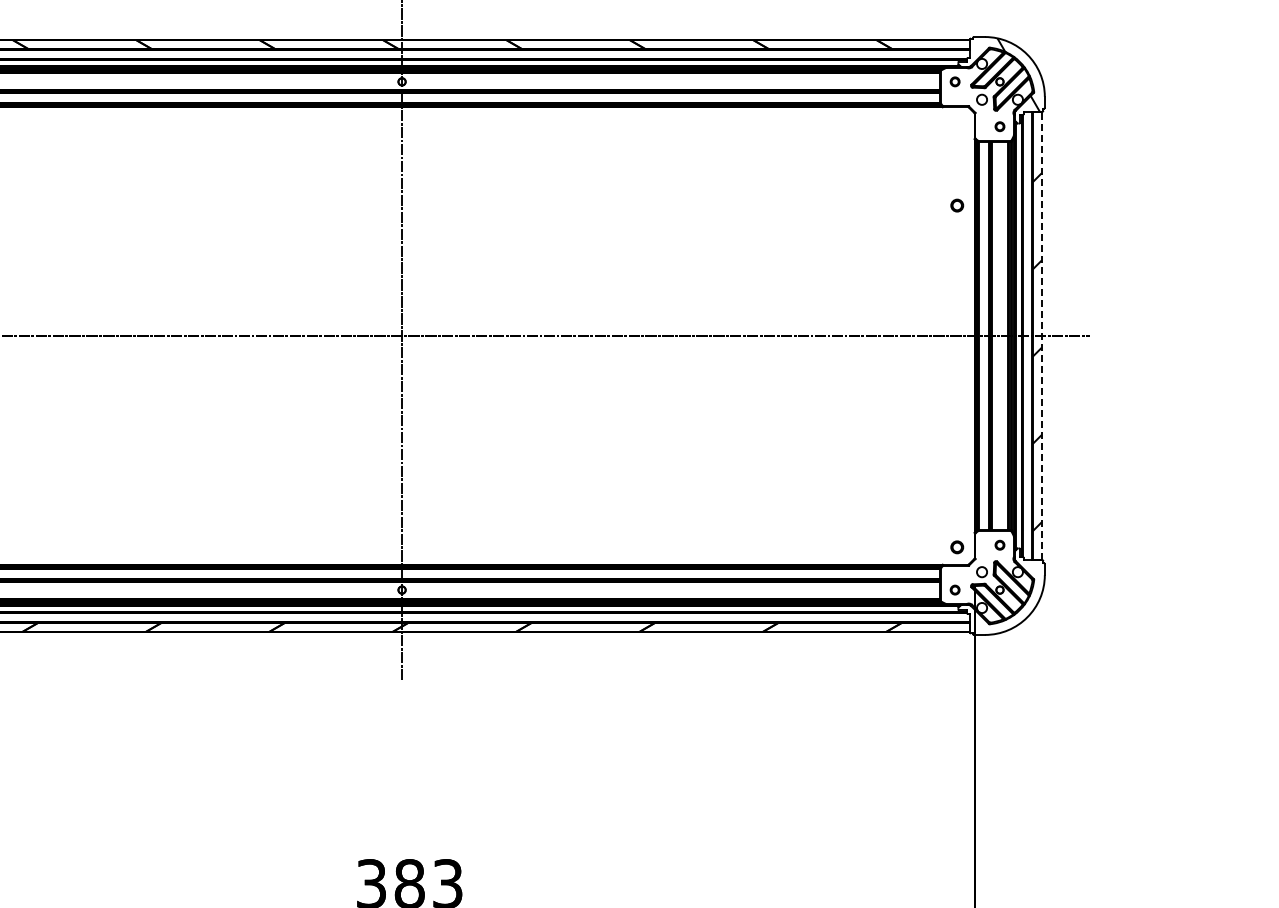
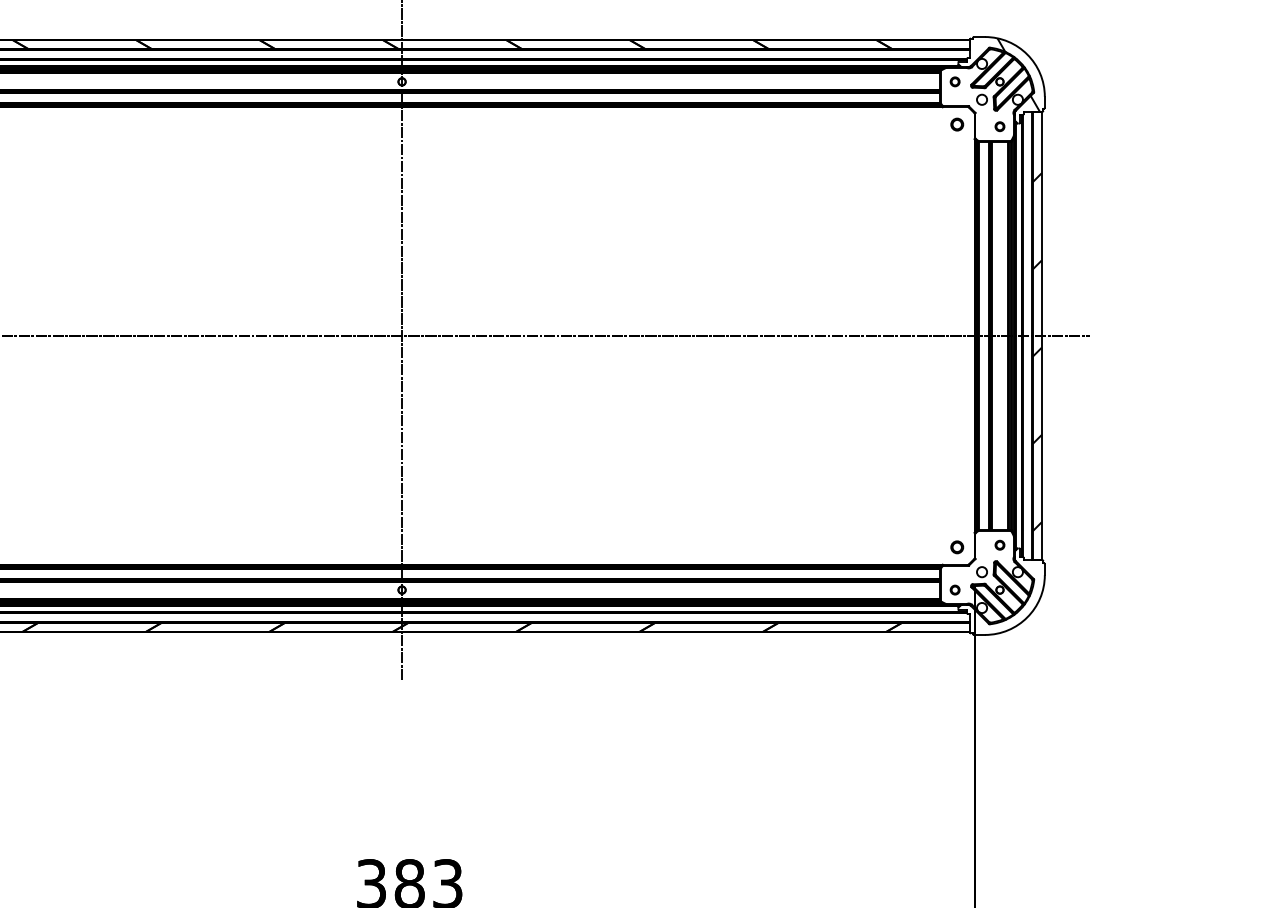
part position: (957, 205) -> (957, 124) (957, 124)
line: dashed -> solid (1041, 335)
